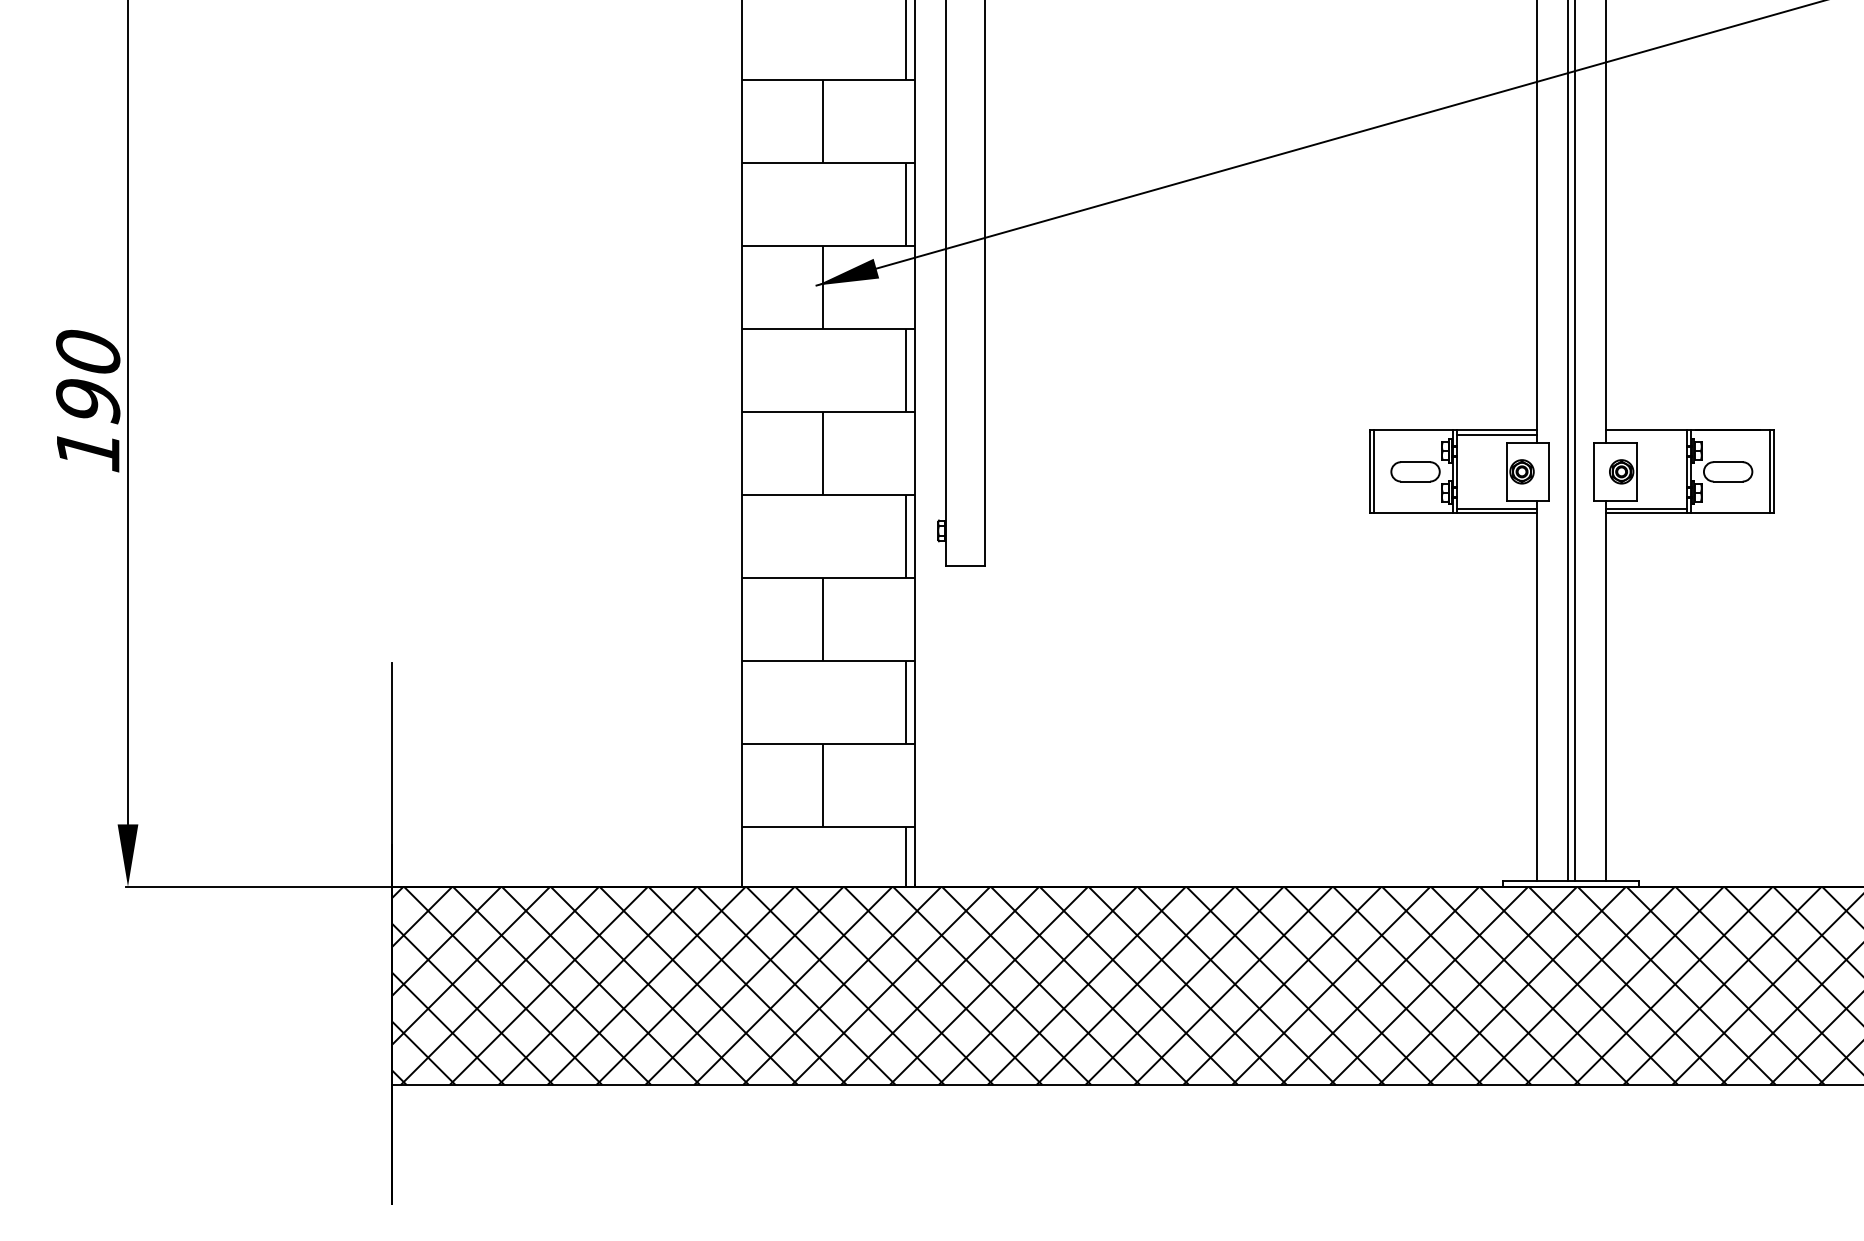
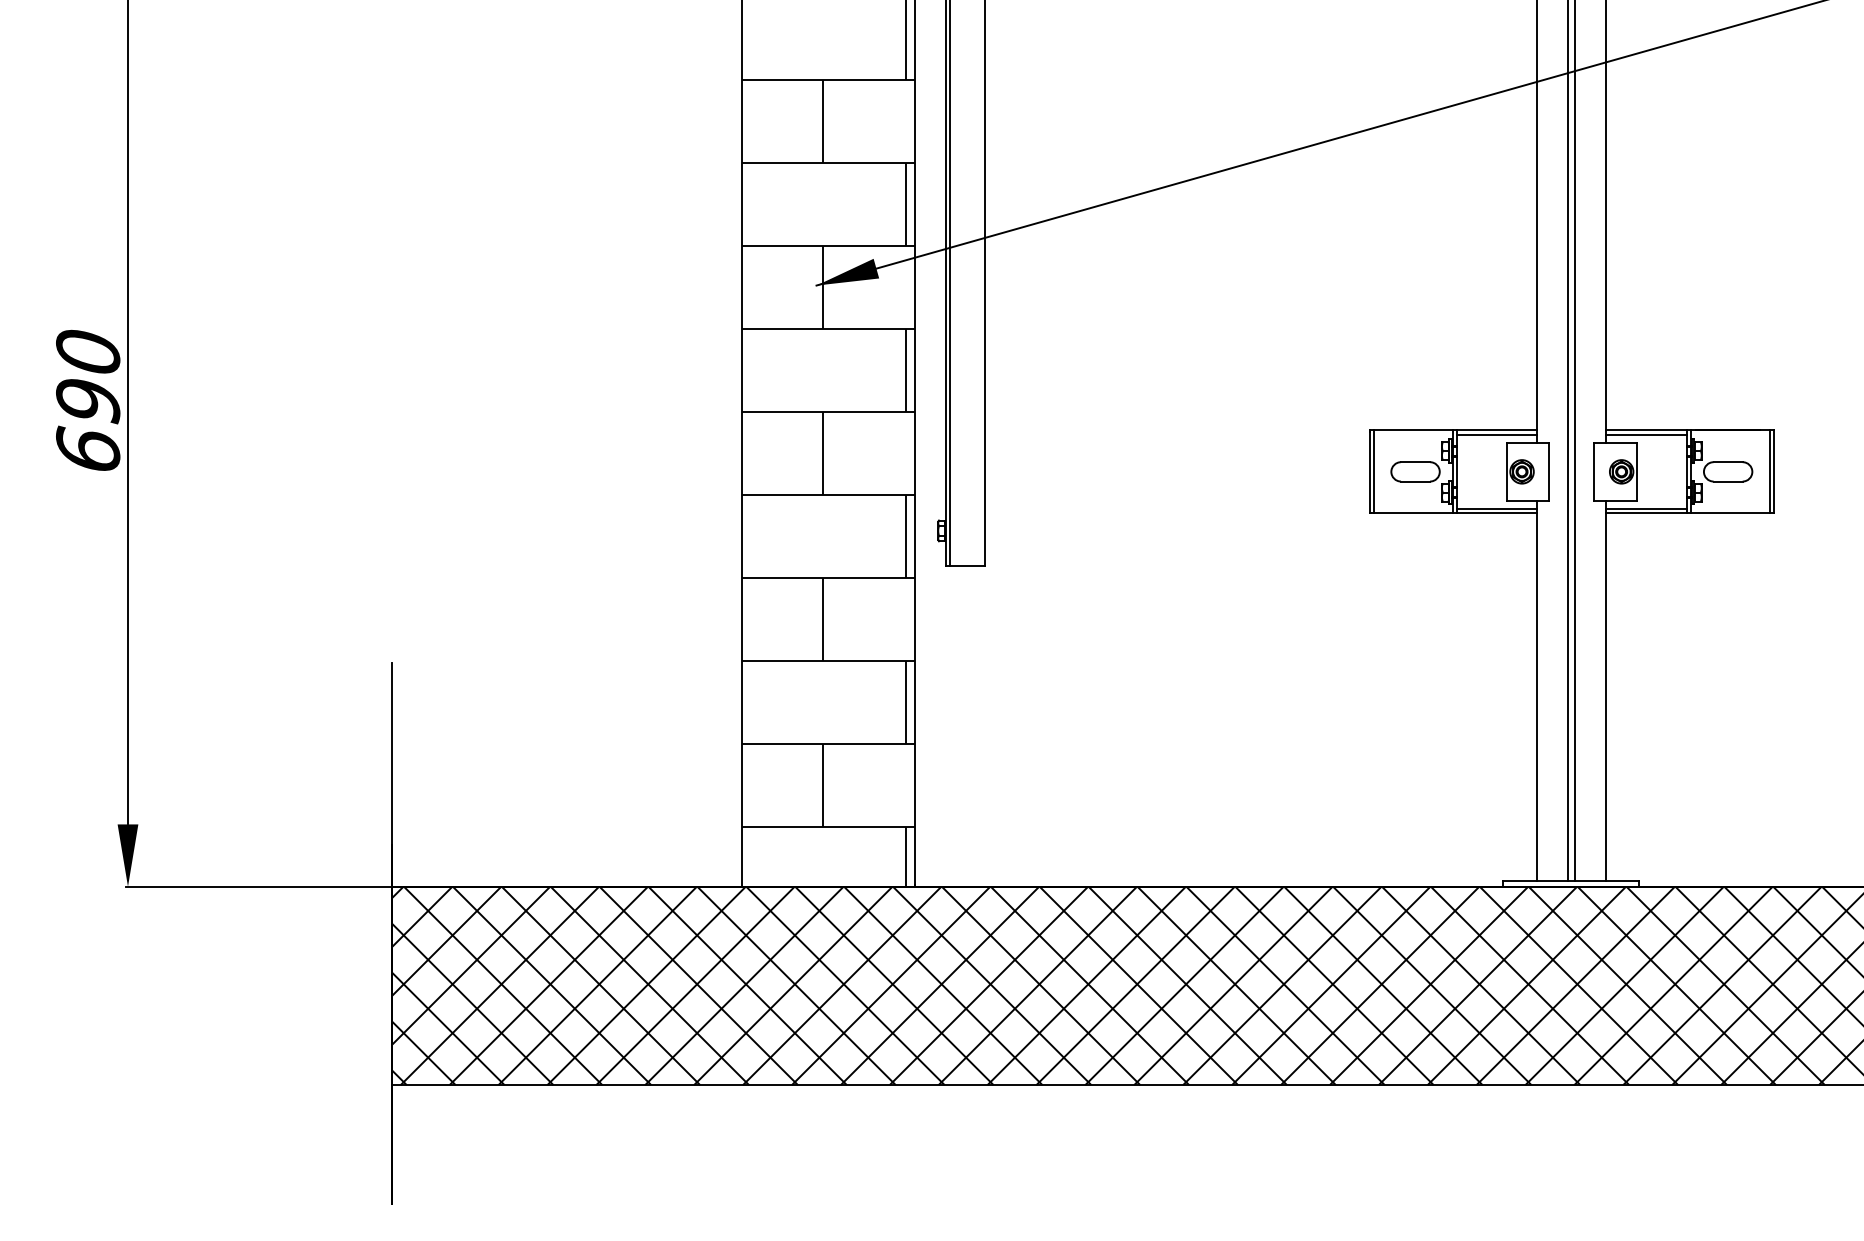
line: none -> present (949, 283)
line: none -> present (1646, 434)
text: 190 -> 690 (88, 448)
